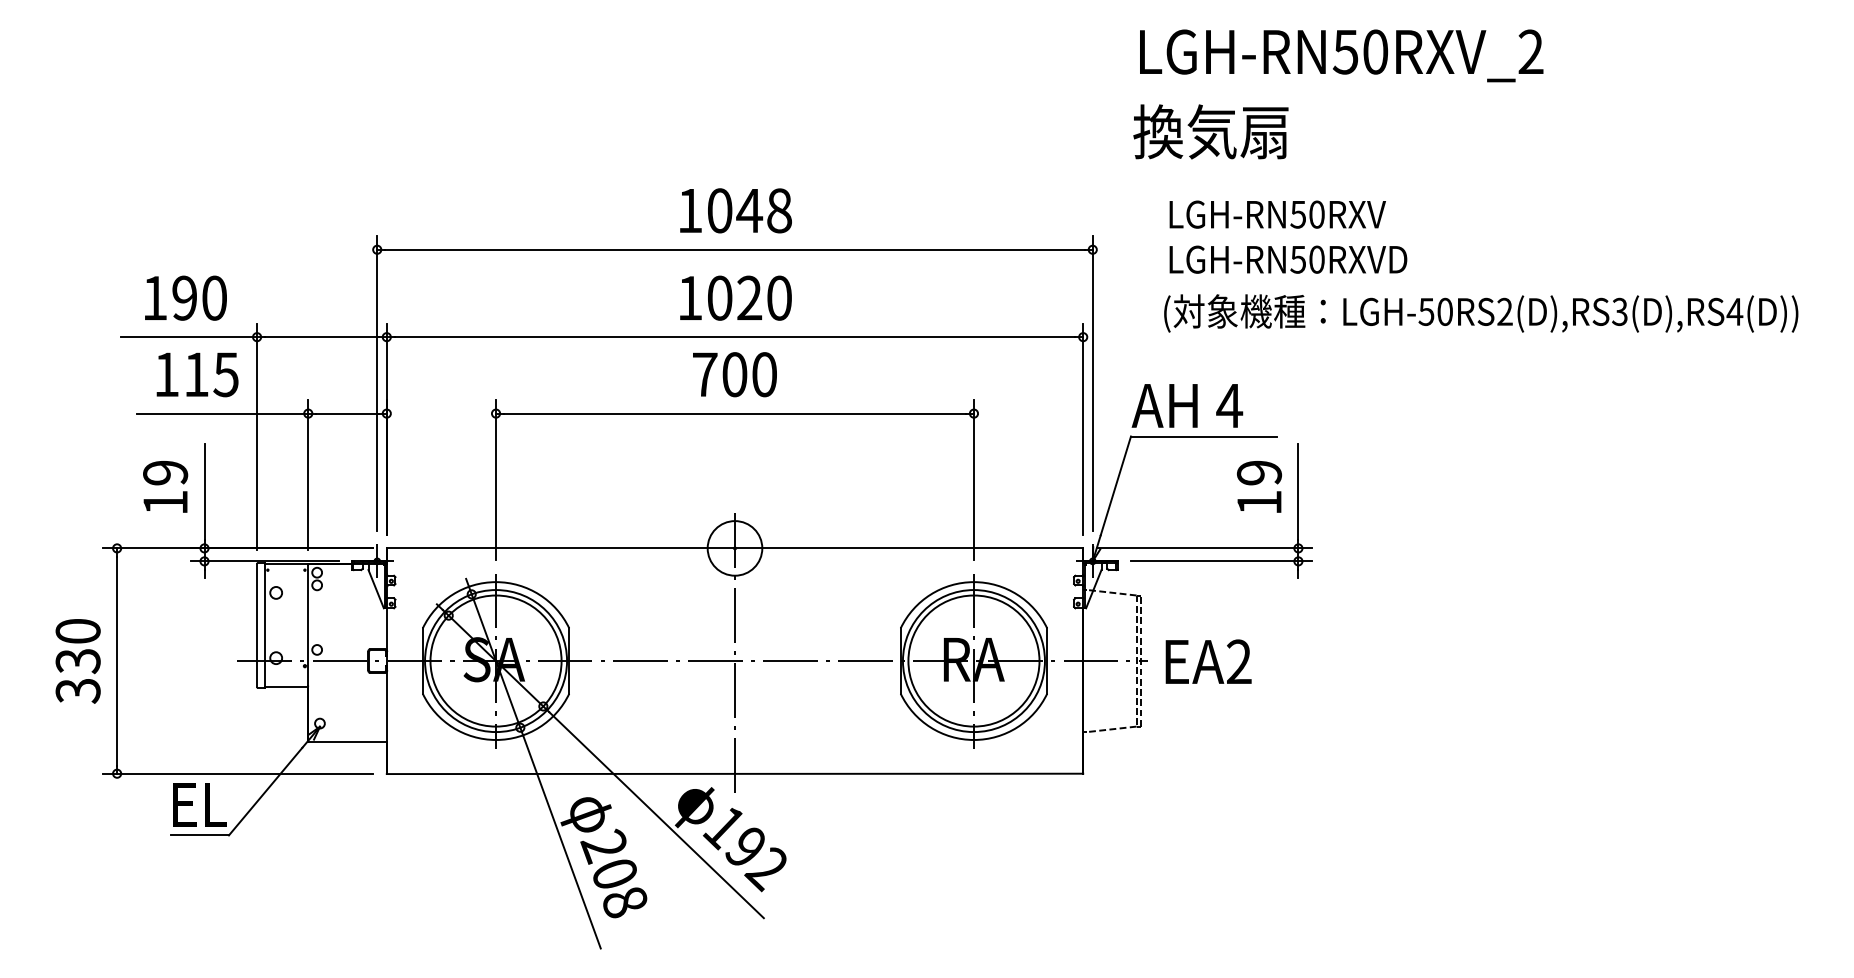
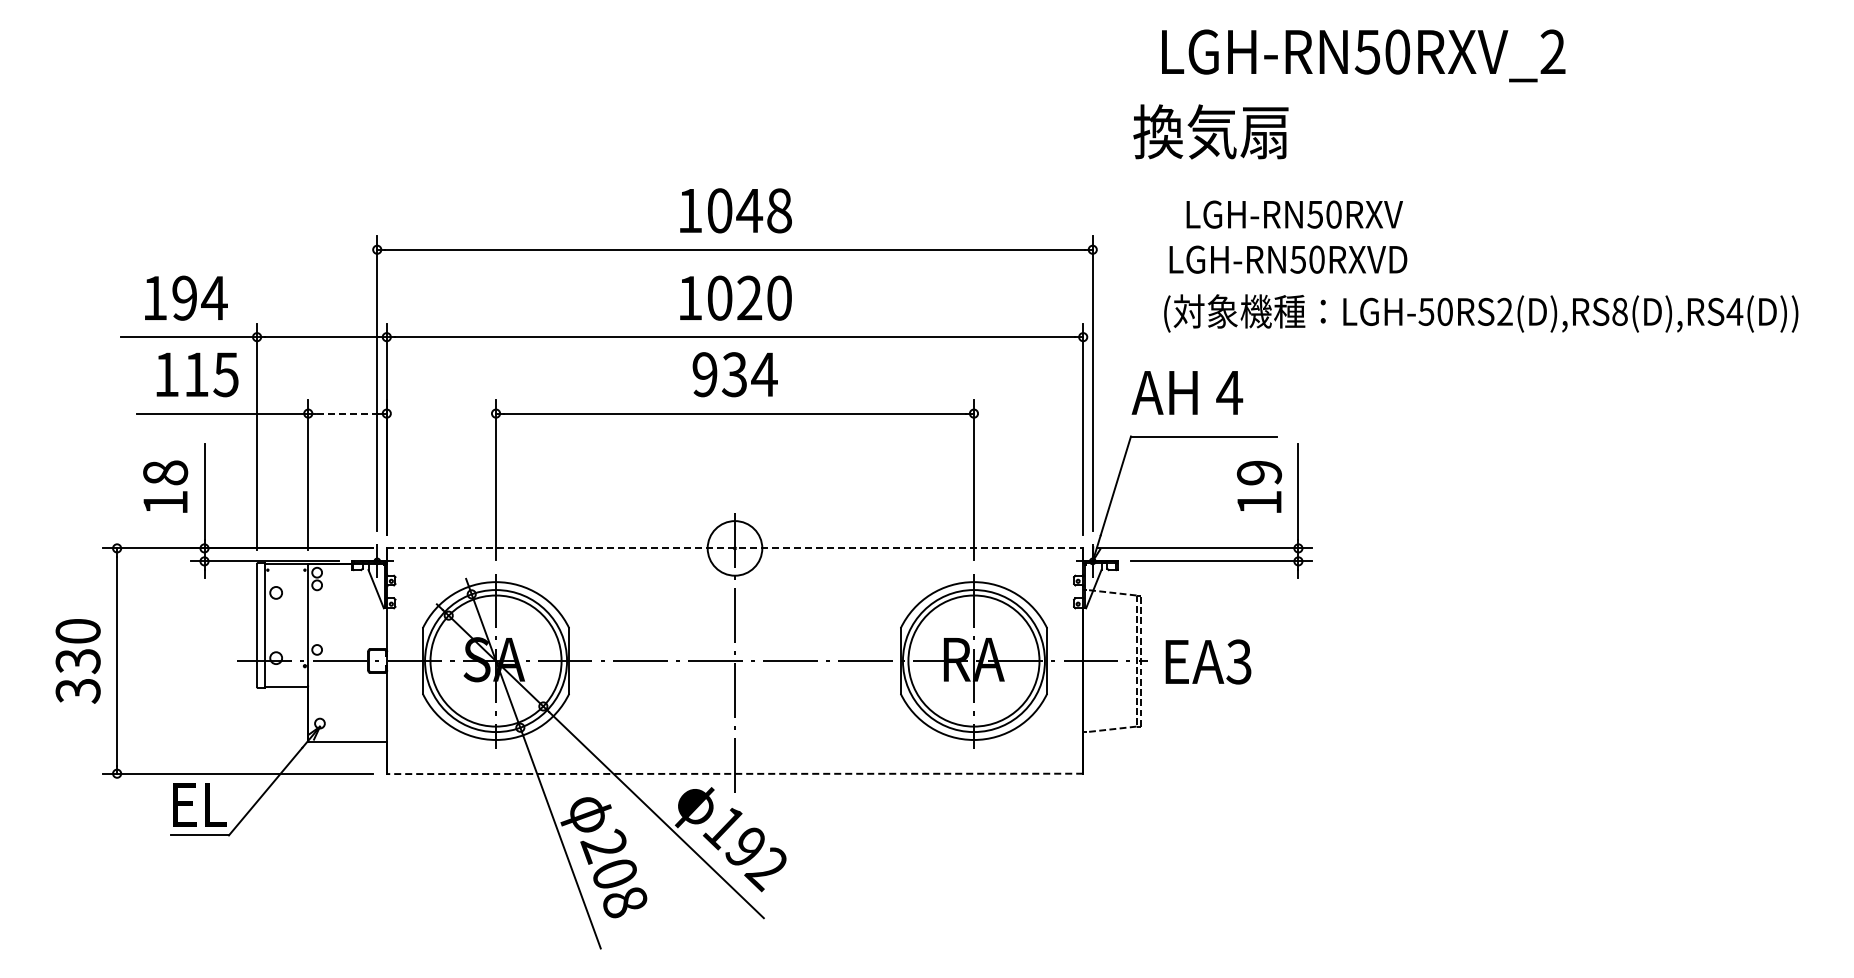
text position: (1341, 55) -> (1363, 55) (1363, 55)
text position: (1277, 214) -> (1294, 214) (1294, 214)
text: 190 -> 194 (214, 297)
text: LGH-50RS2(D),RS3(D),RS4(D)) -> LGH-50RS2(D),RS8(D),RS4(D)) (1619, 311)
text: 700 -> 934 (734, 374)
text position: (1187, 405) -> (1187, 392) (1187, 392)
line: solid -> dashed (347, 413)
text: 19 -> 18 (165, 472)
line: solid -> dashed (735, 548)
text: EA2 -> EA3 (1238, 661)
line: solid -> dashed (734, 773)
